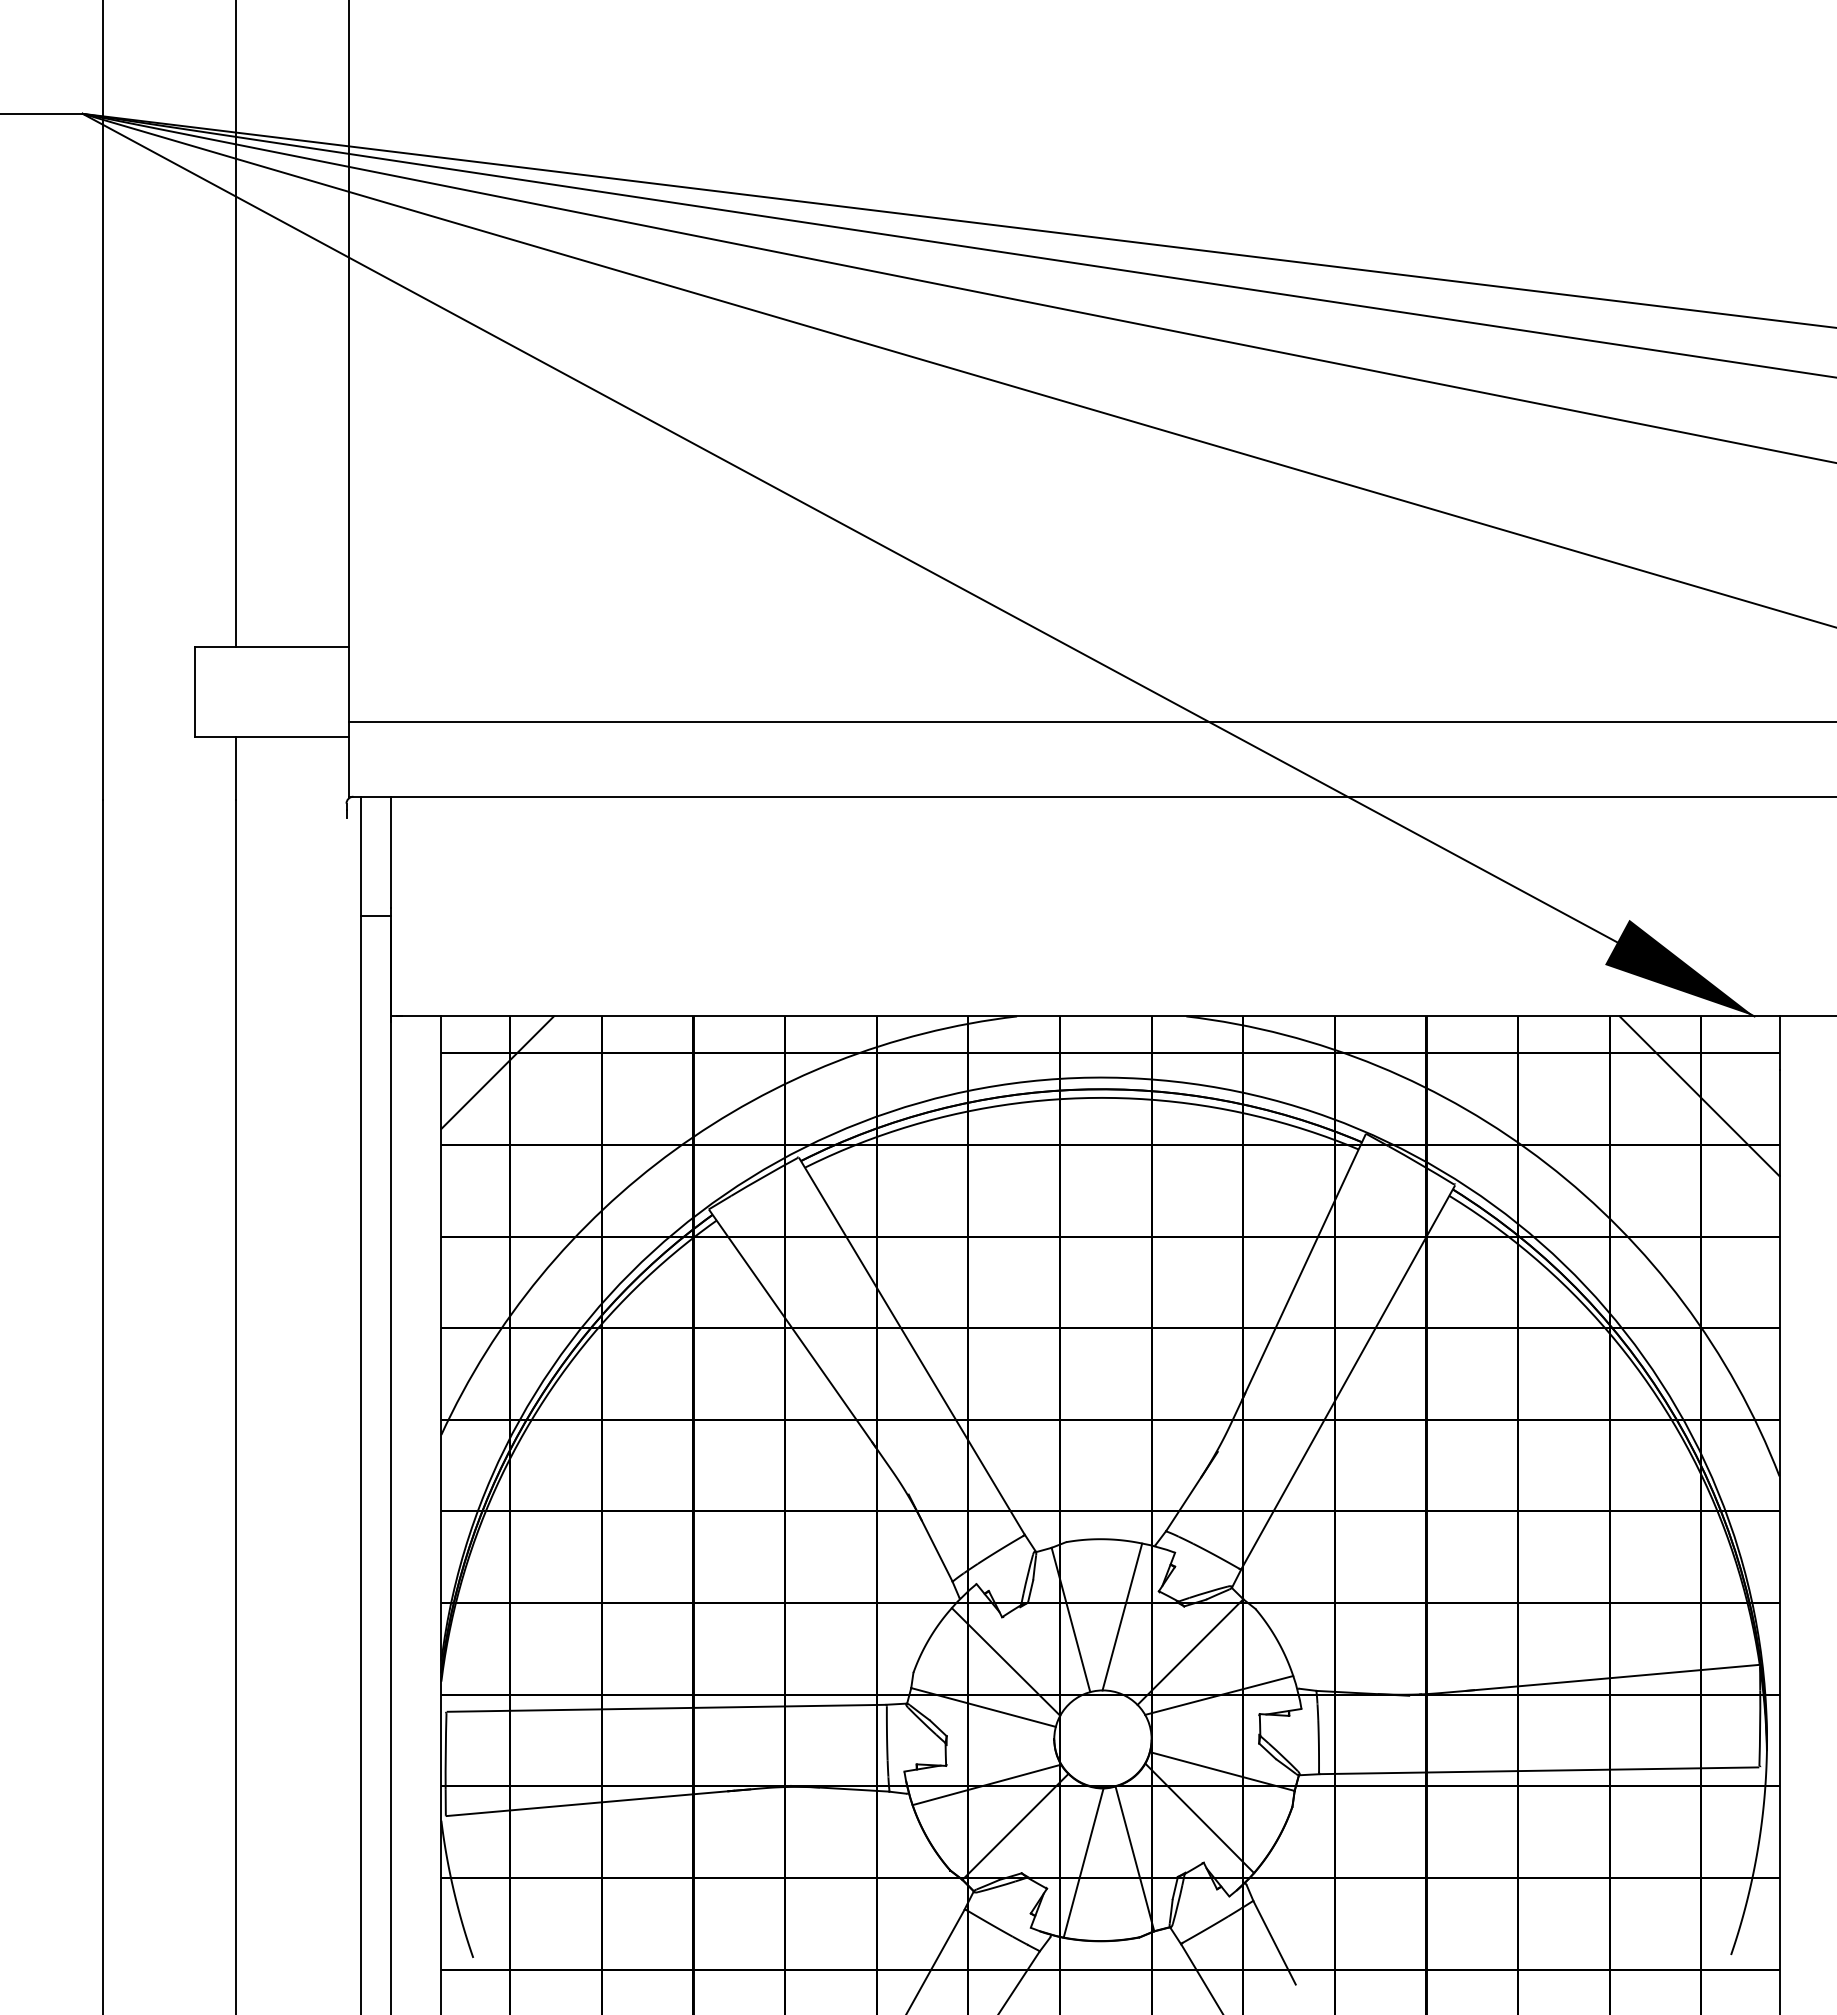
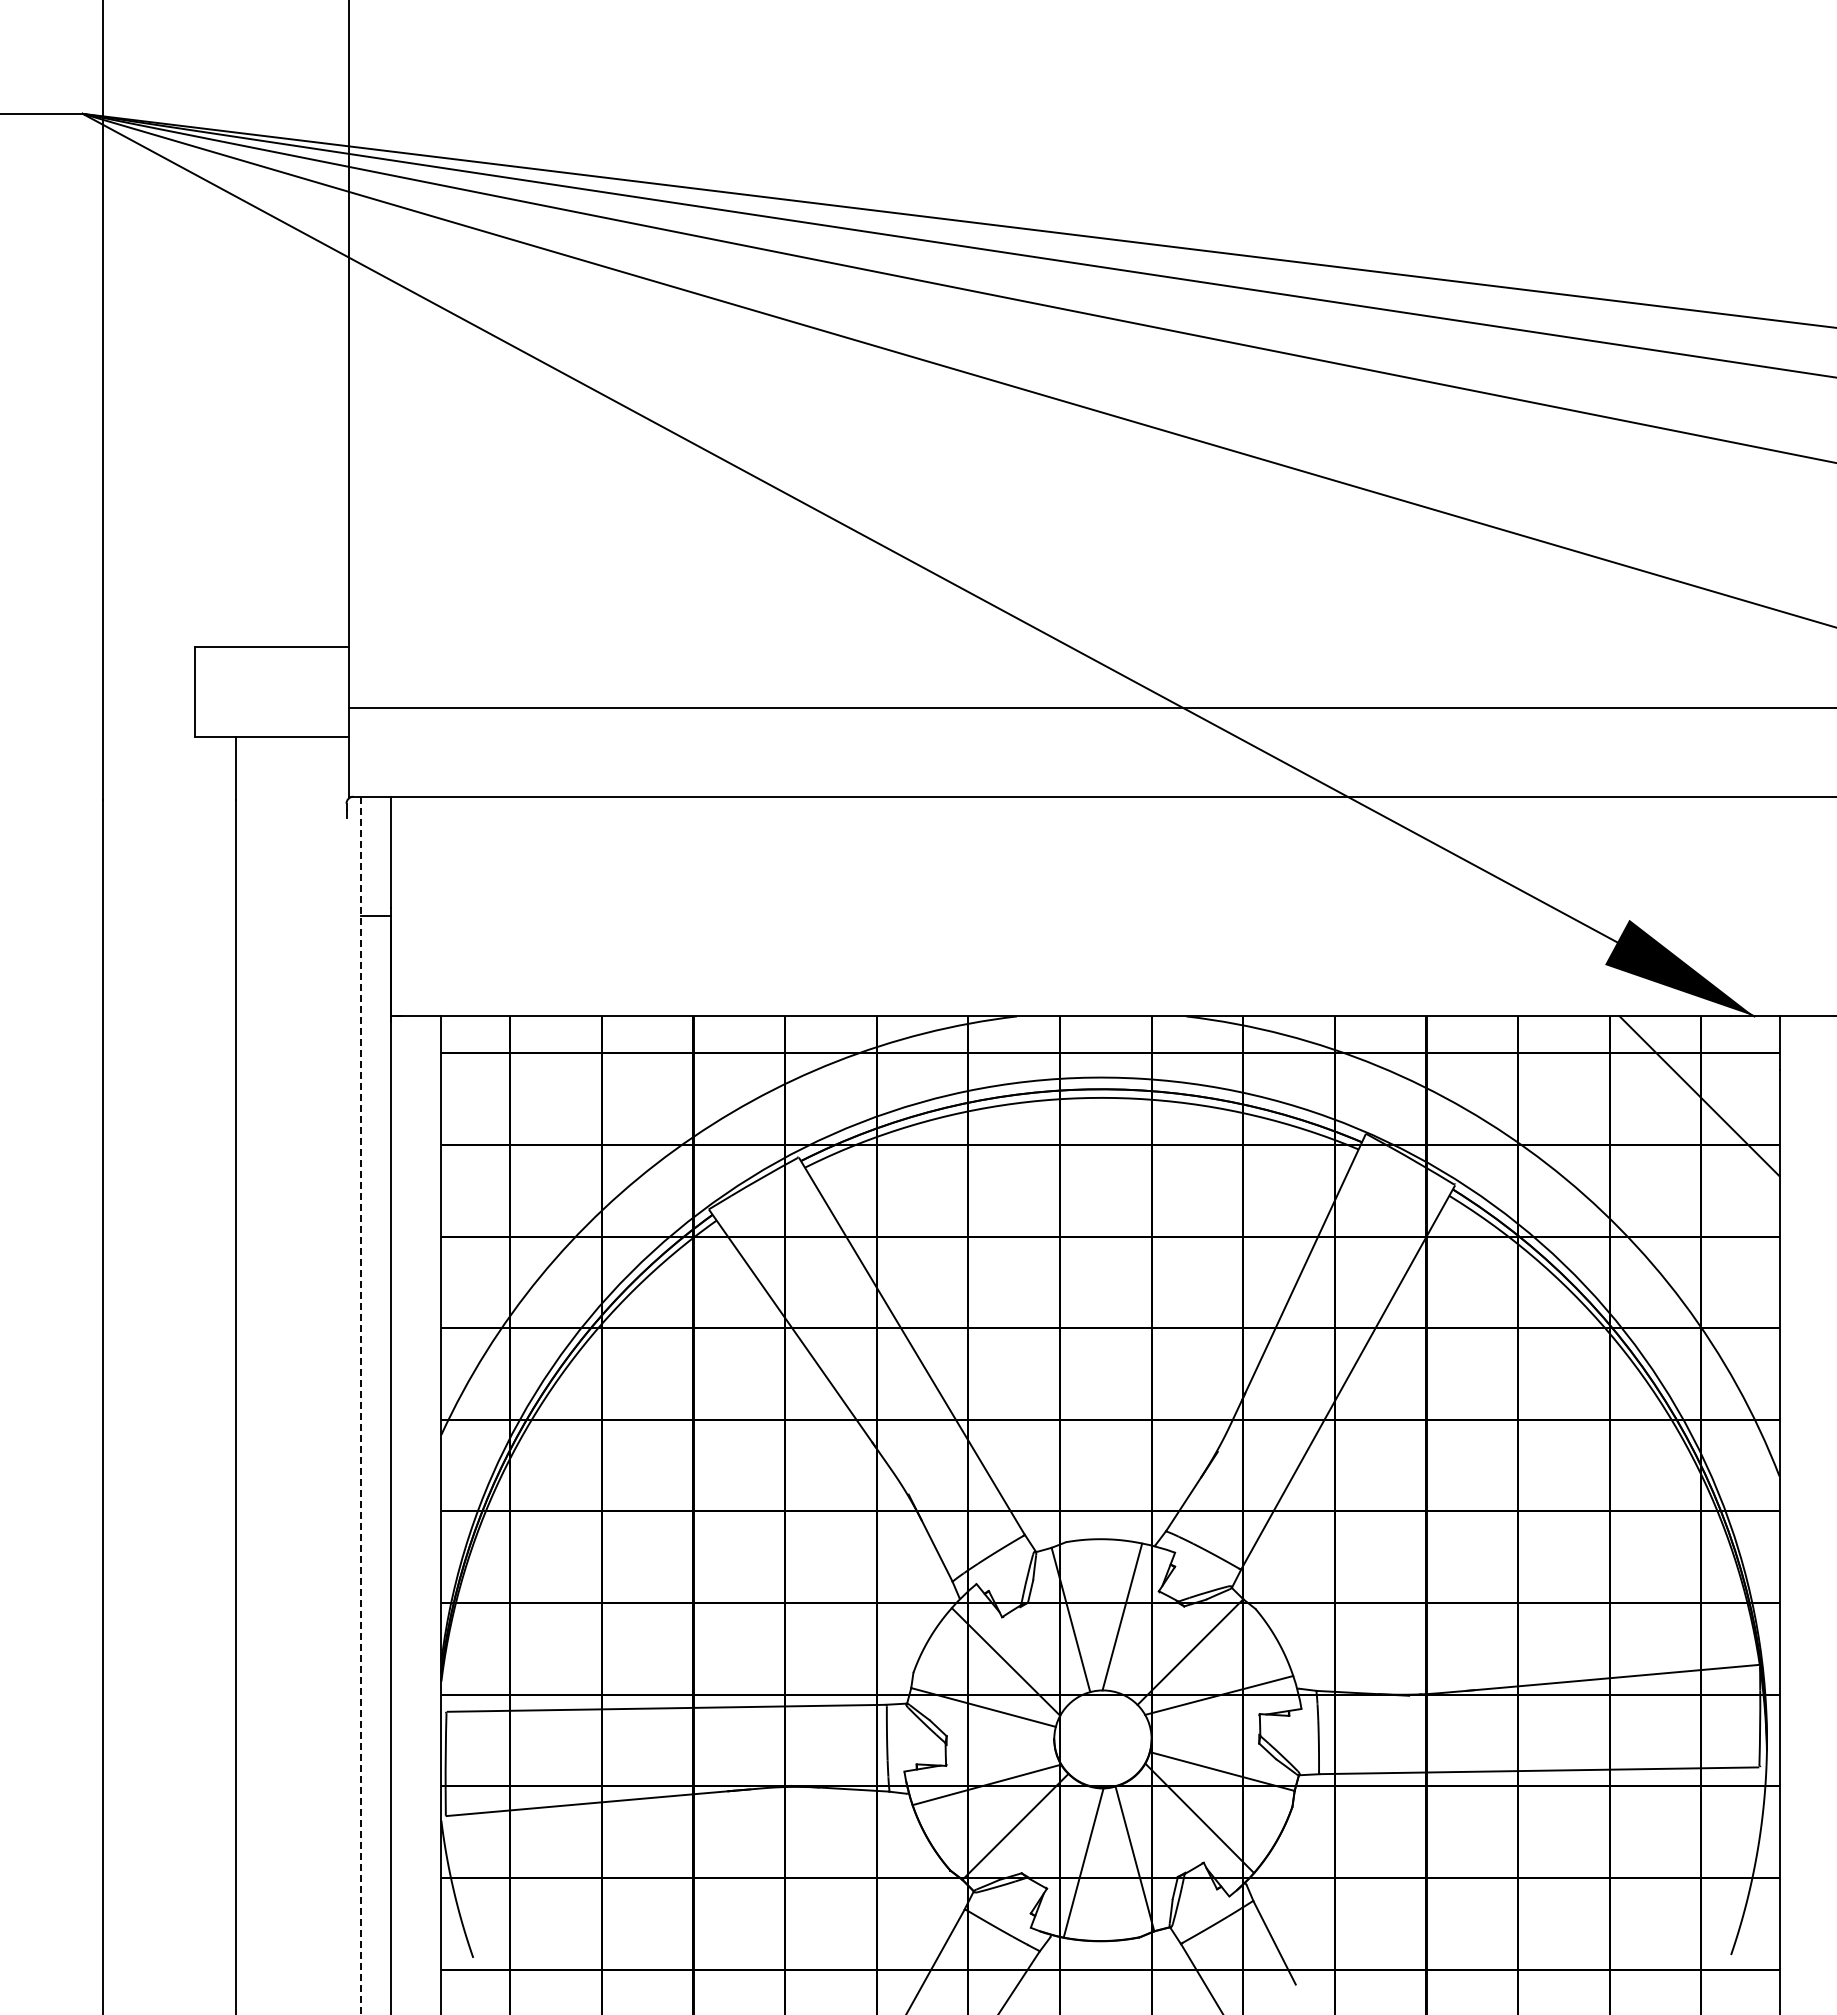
line: present -> none (235, 324)
line position: (1090, 721) -> (1090, 707) (1090, 707)
line: present -> none (497, 1072)
line: solid -> dashed (361, 1405)
